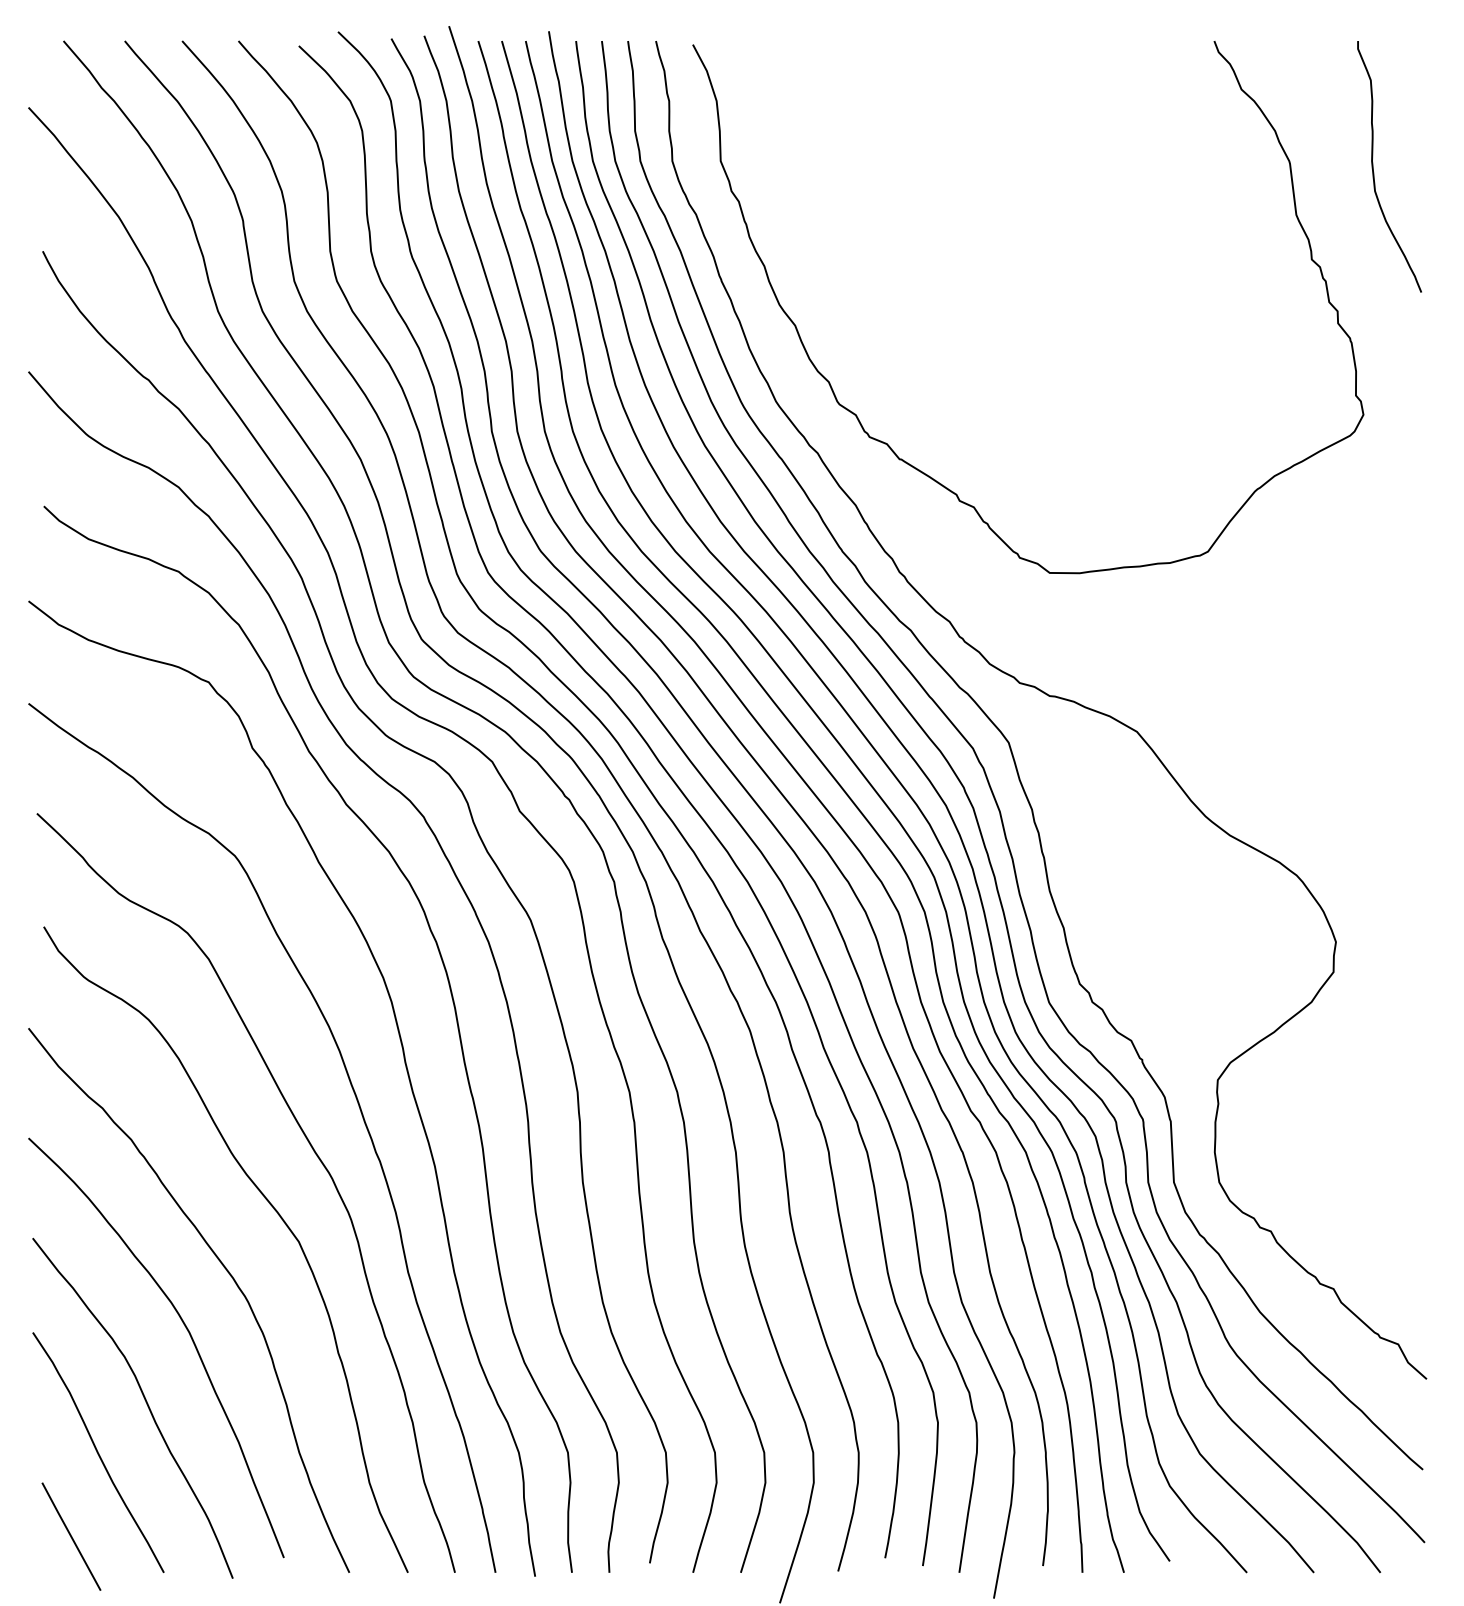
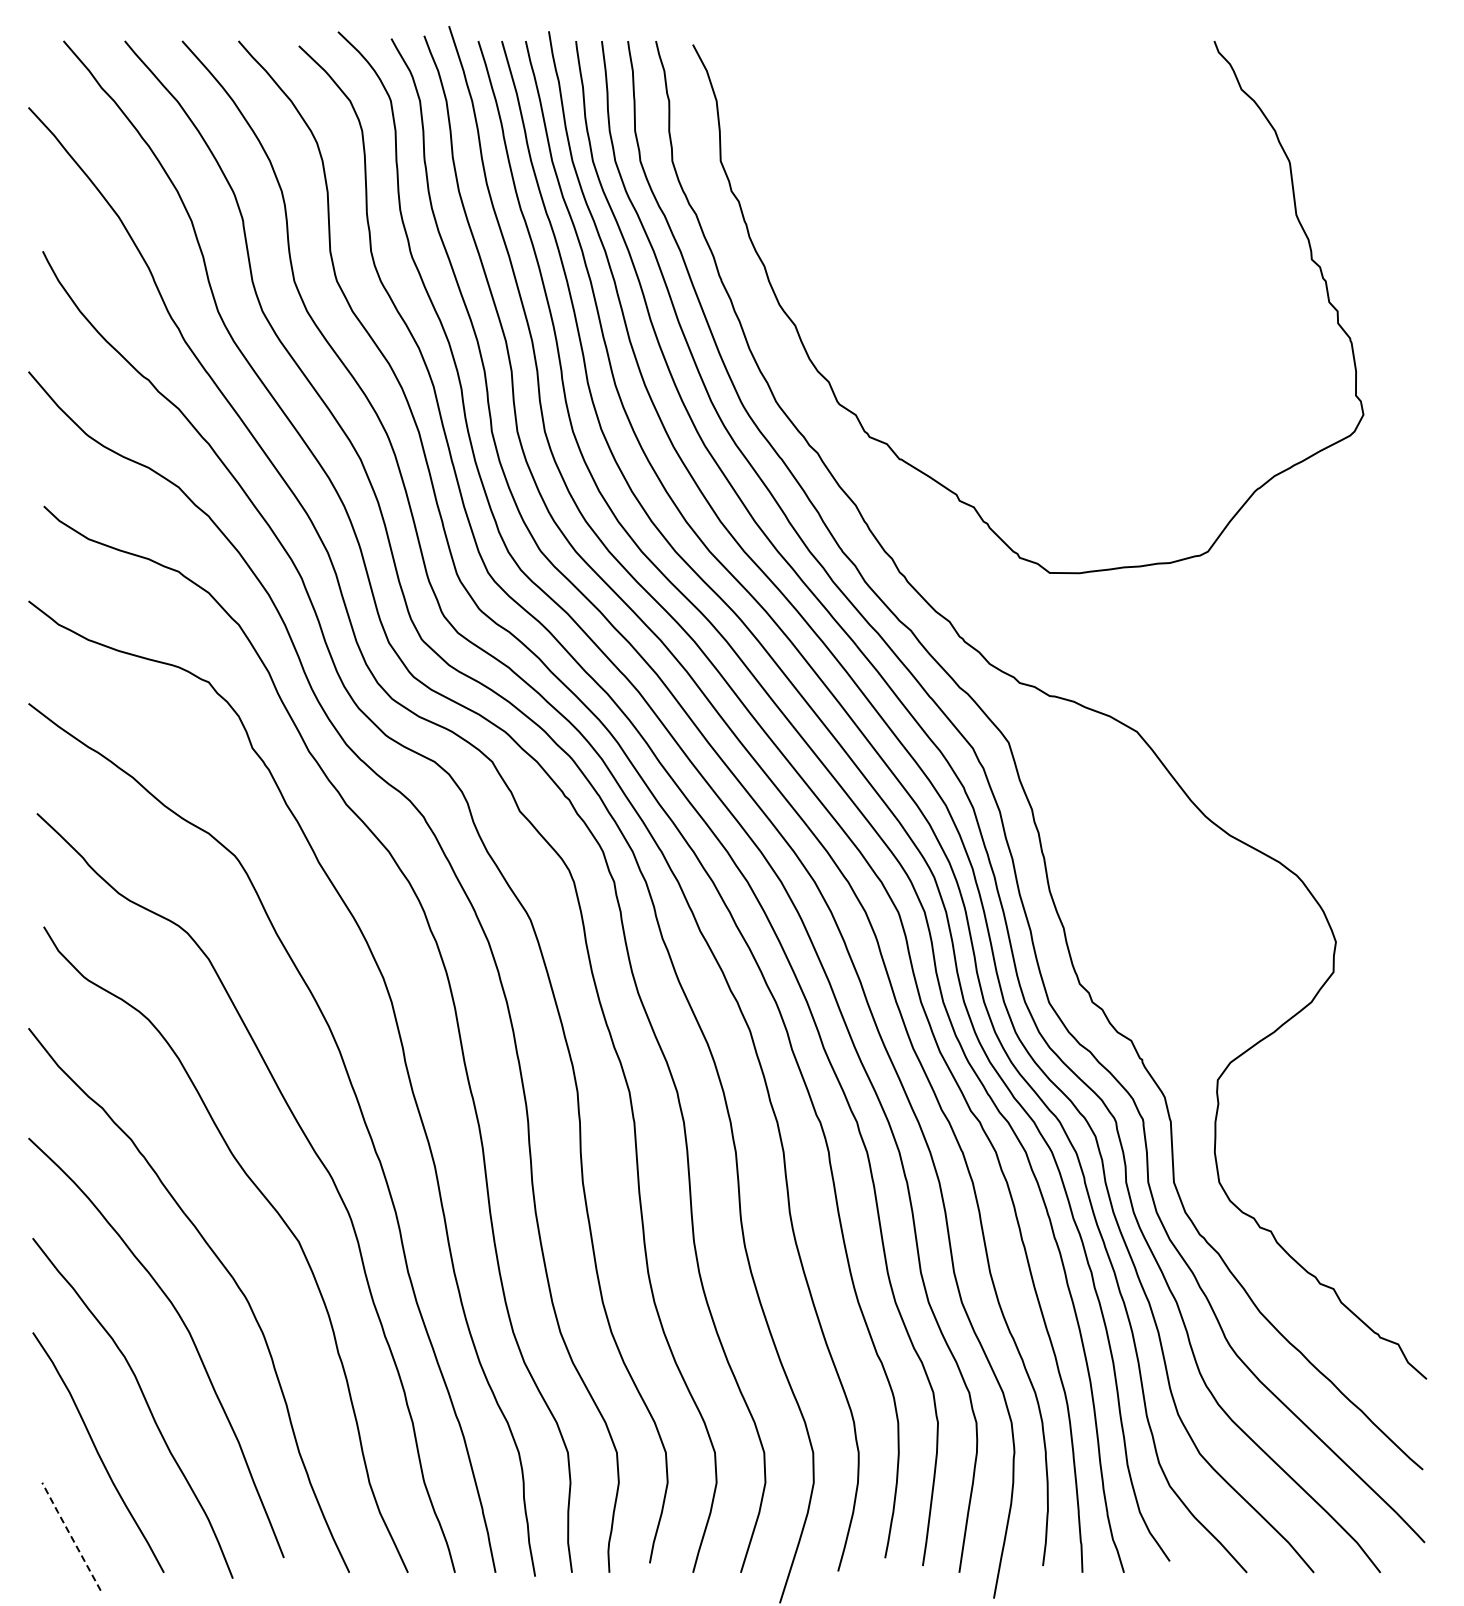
curve: present -> none (1373, 166)
line: solid -> dashed (70, 1535)
